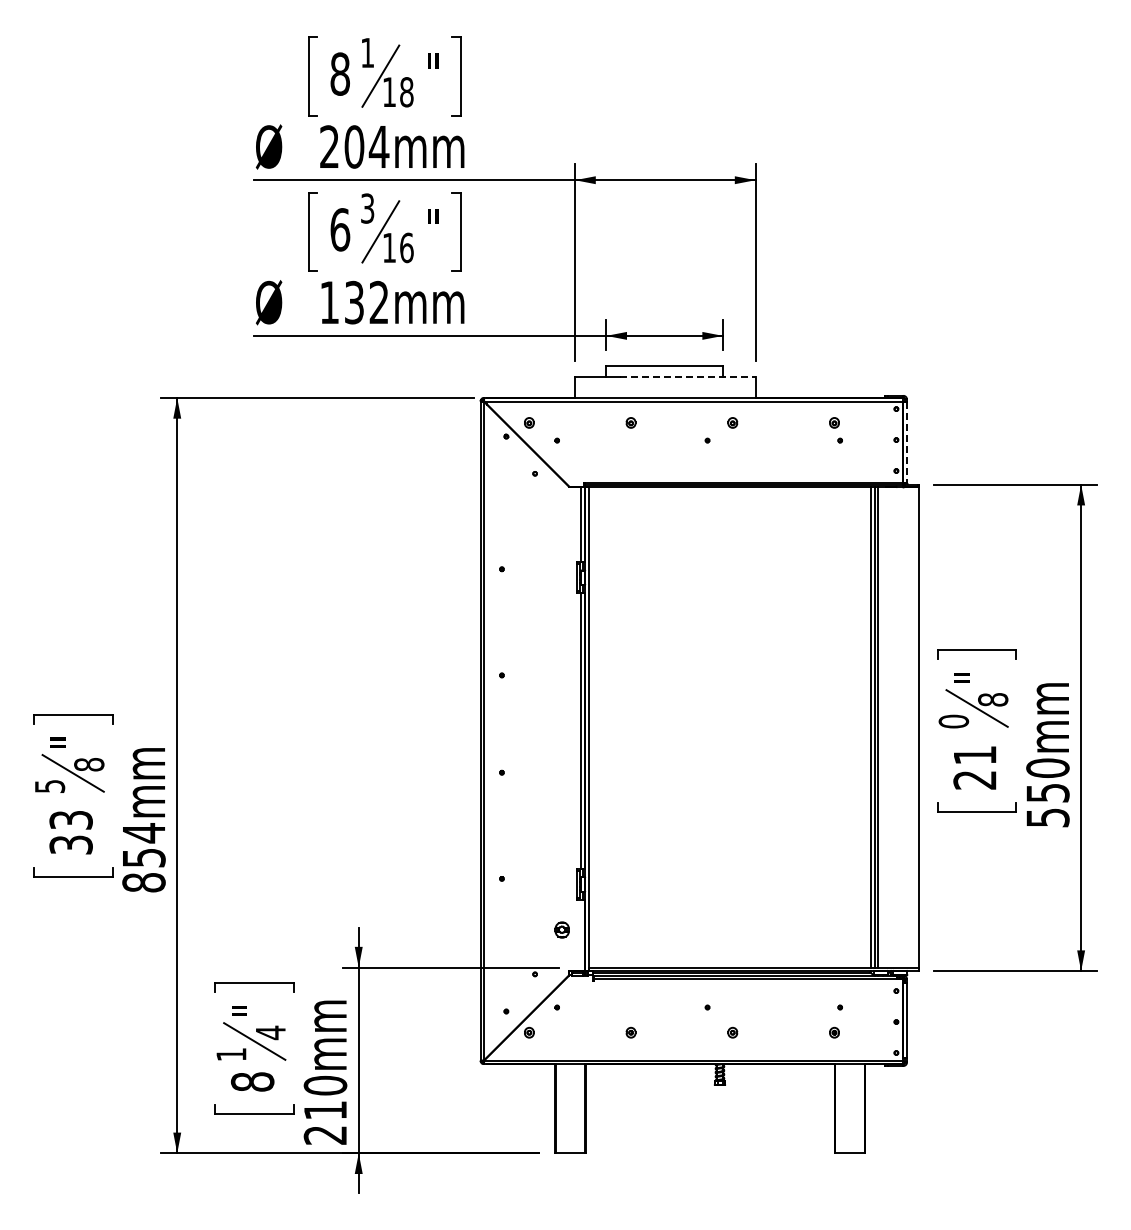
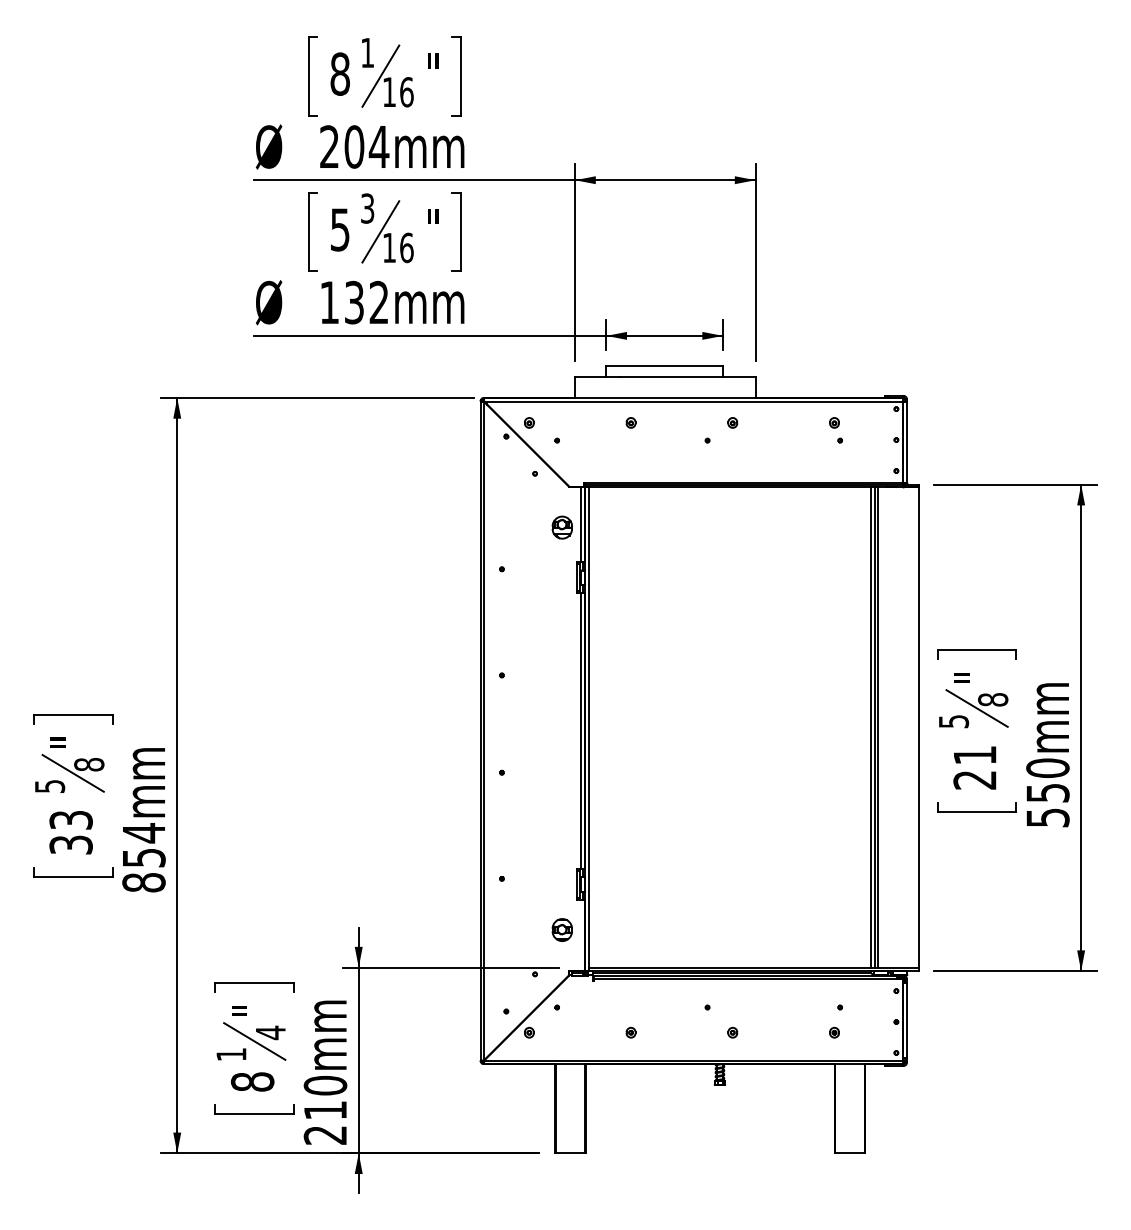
text: 18 -> 16 (406, 92)
text: 6 -> 5 (340, 229)
line: dashed -> solid (687, 377)
line: dashed -> solid (907, 443)
part: none -> present (561, 527)
text: 0 -> 5 (953, 721)
part size: 16x18 px -> 22x24 px (561, 929)
